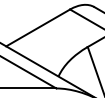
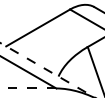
line: solid -> dashed (47, 70)
line: solid -> dashed (28, 88)
